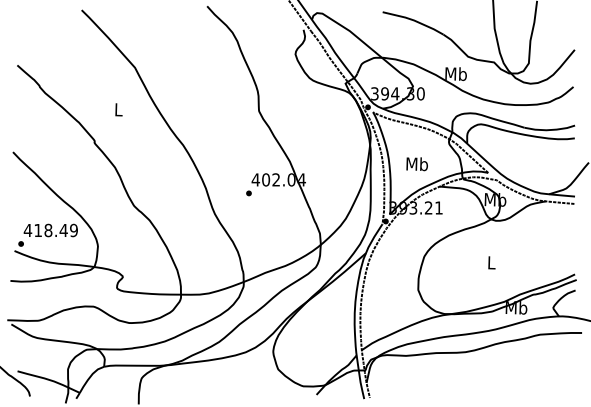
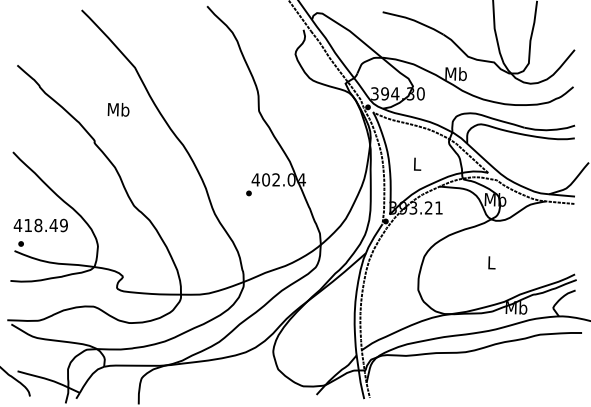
text: L -> Mb (118, 109)
text: Mb -> L (416, 164)
text position: (50, 230) -> (40, 225) (40, 225)
